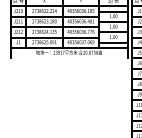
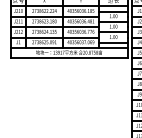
line: none -> present (68, 58)
